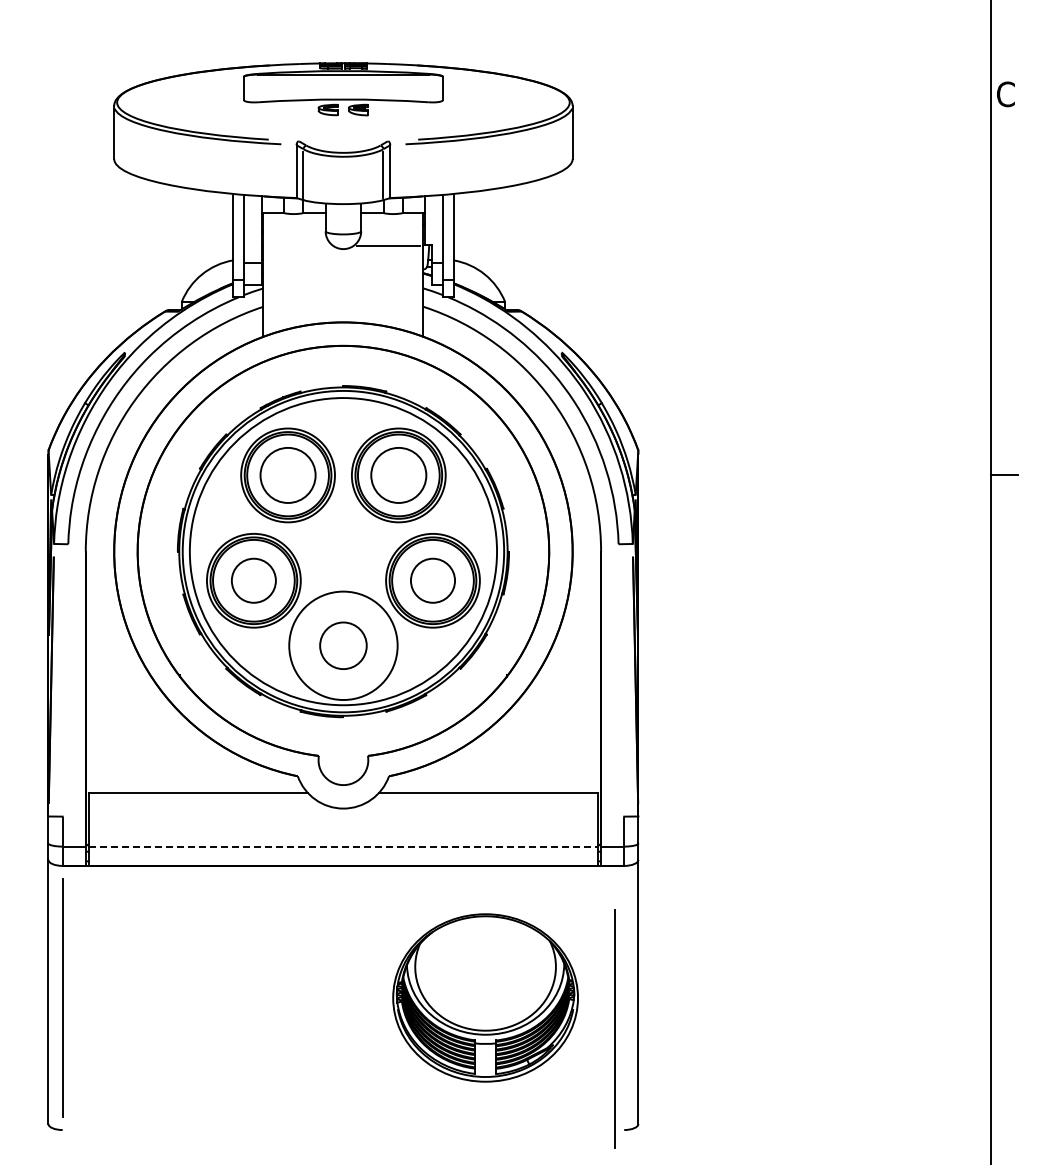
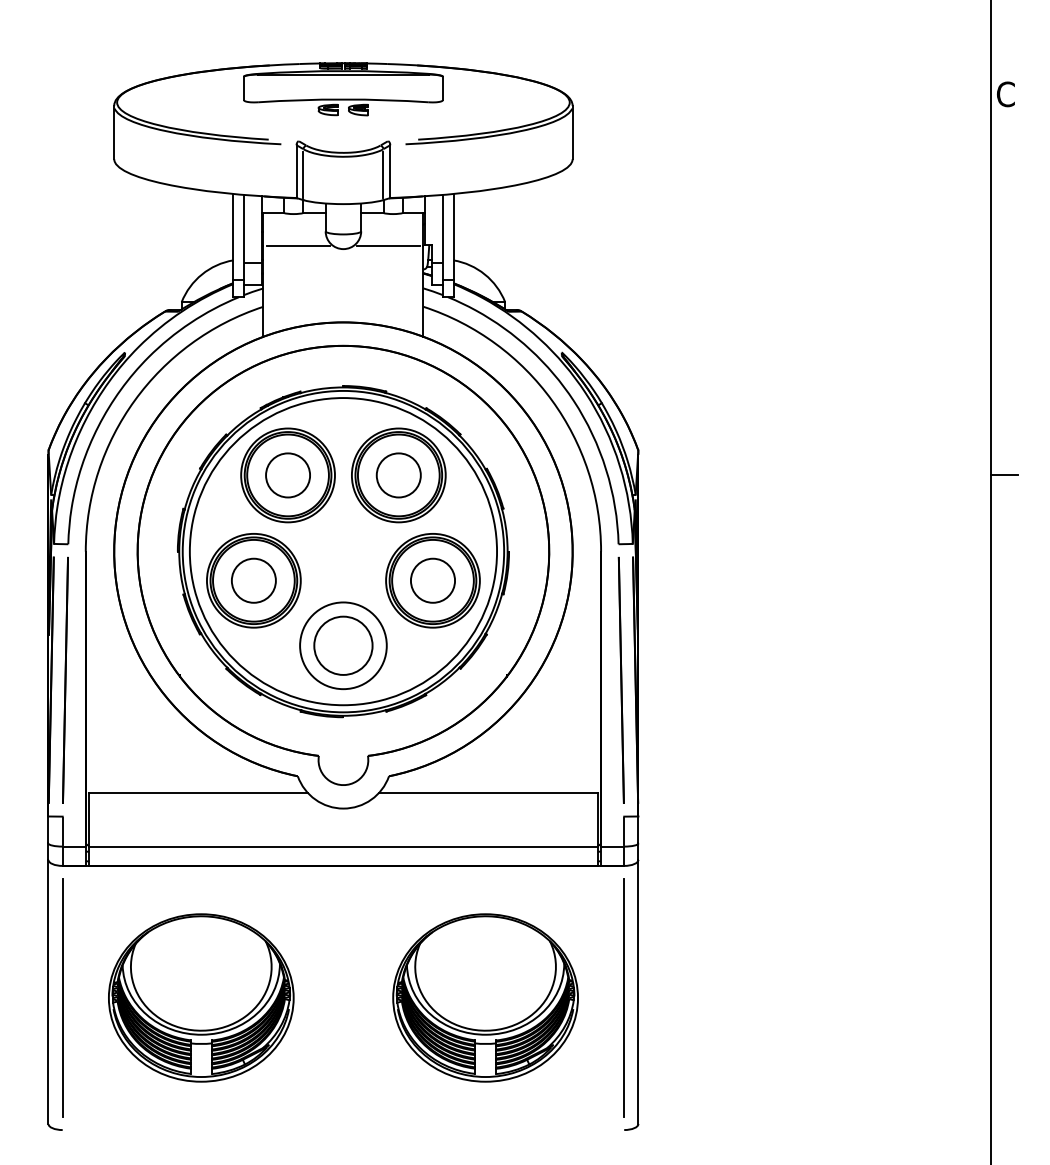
line: none -> present (297, 246)
circle diameter: 55 px -> 44 px (288, 475)
circle diameter: 55 px -> 44 px (398, 475)
circle diameter: 108 px -> 87 px (343, 645)
circle diameter: 47 px -> 58 px (343, 645)
line: none -> present (65, 679)
line: none -> present (620, 679)
line: dashed -> solid (343, 846)
part: none -> present (201, 997)
line position: (614, 1028) -> (623, 997) (623, 997)
